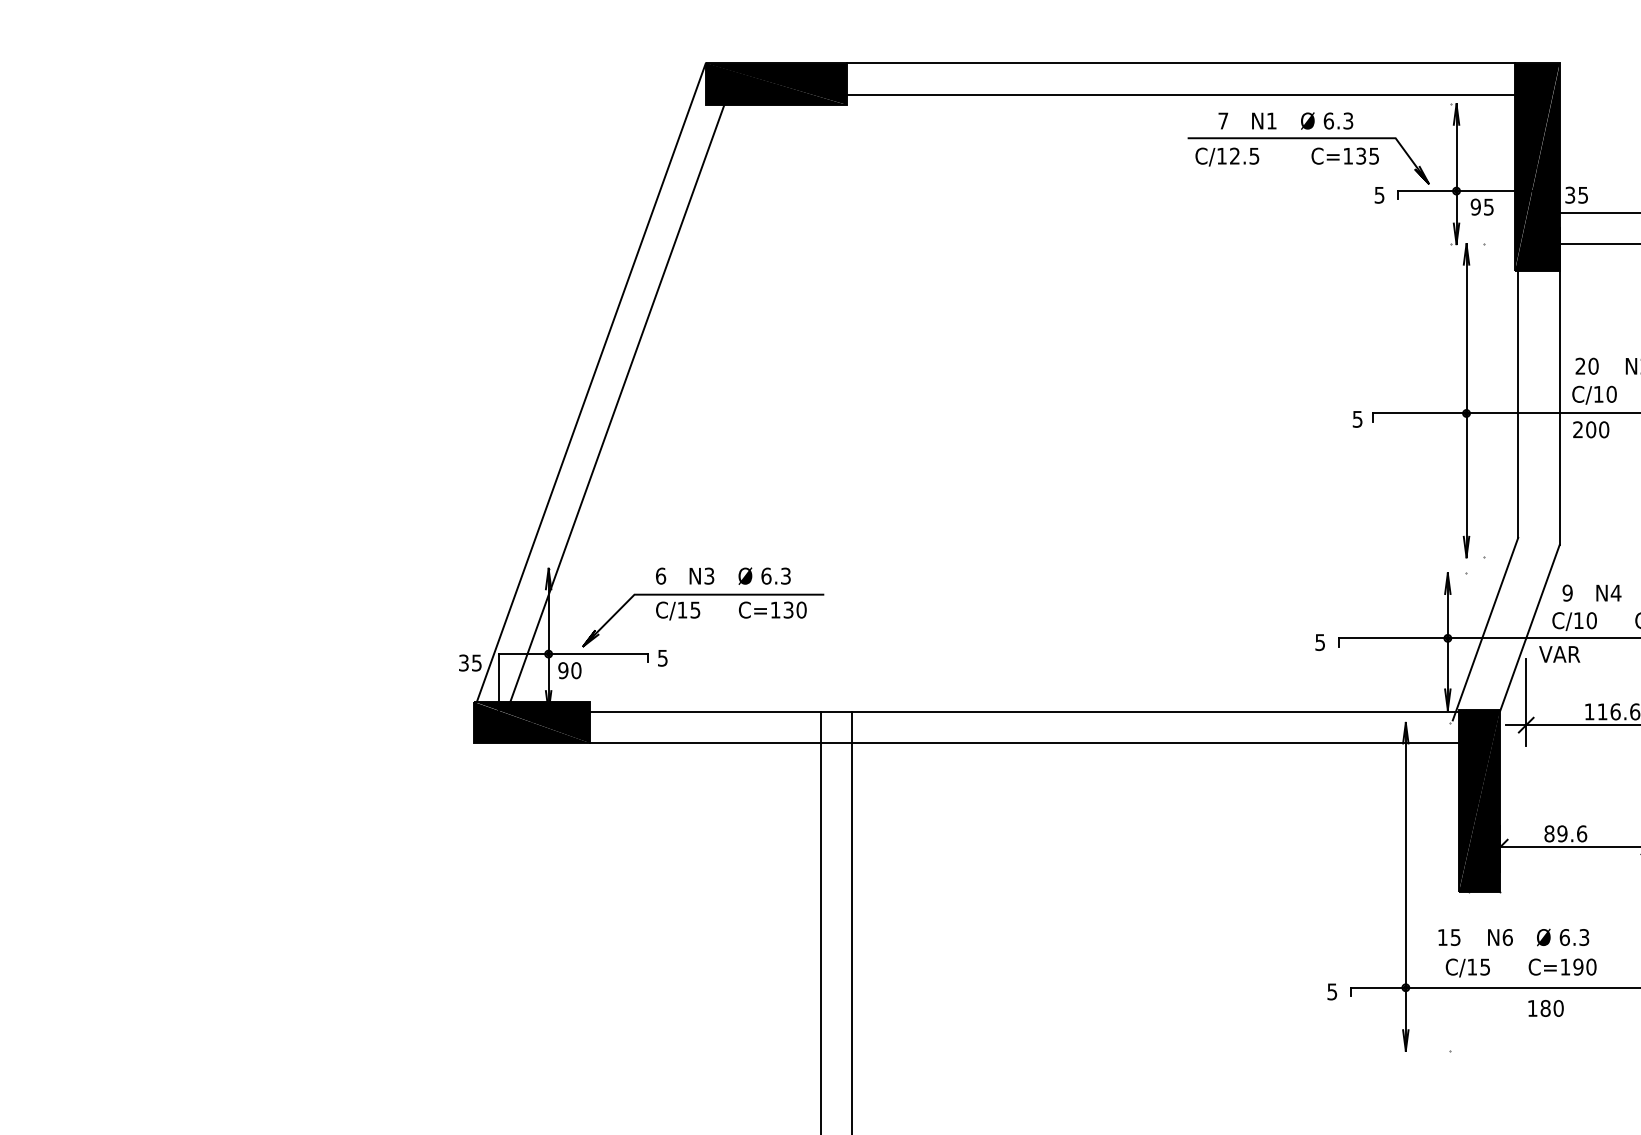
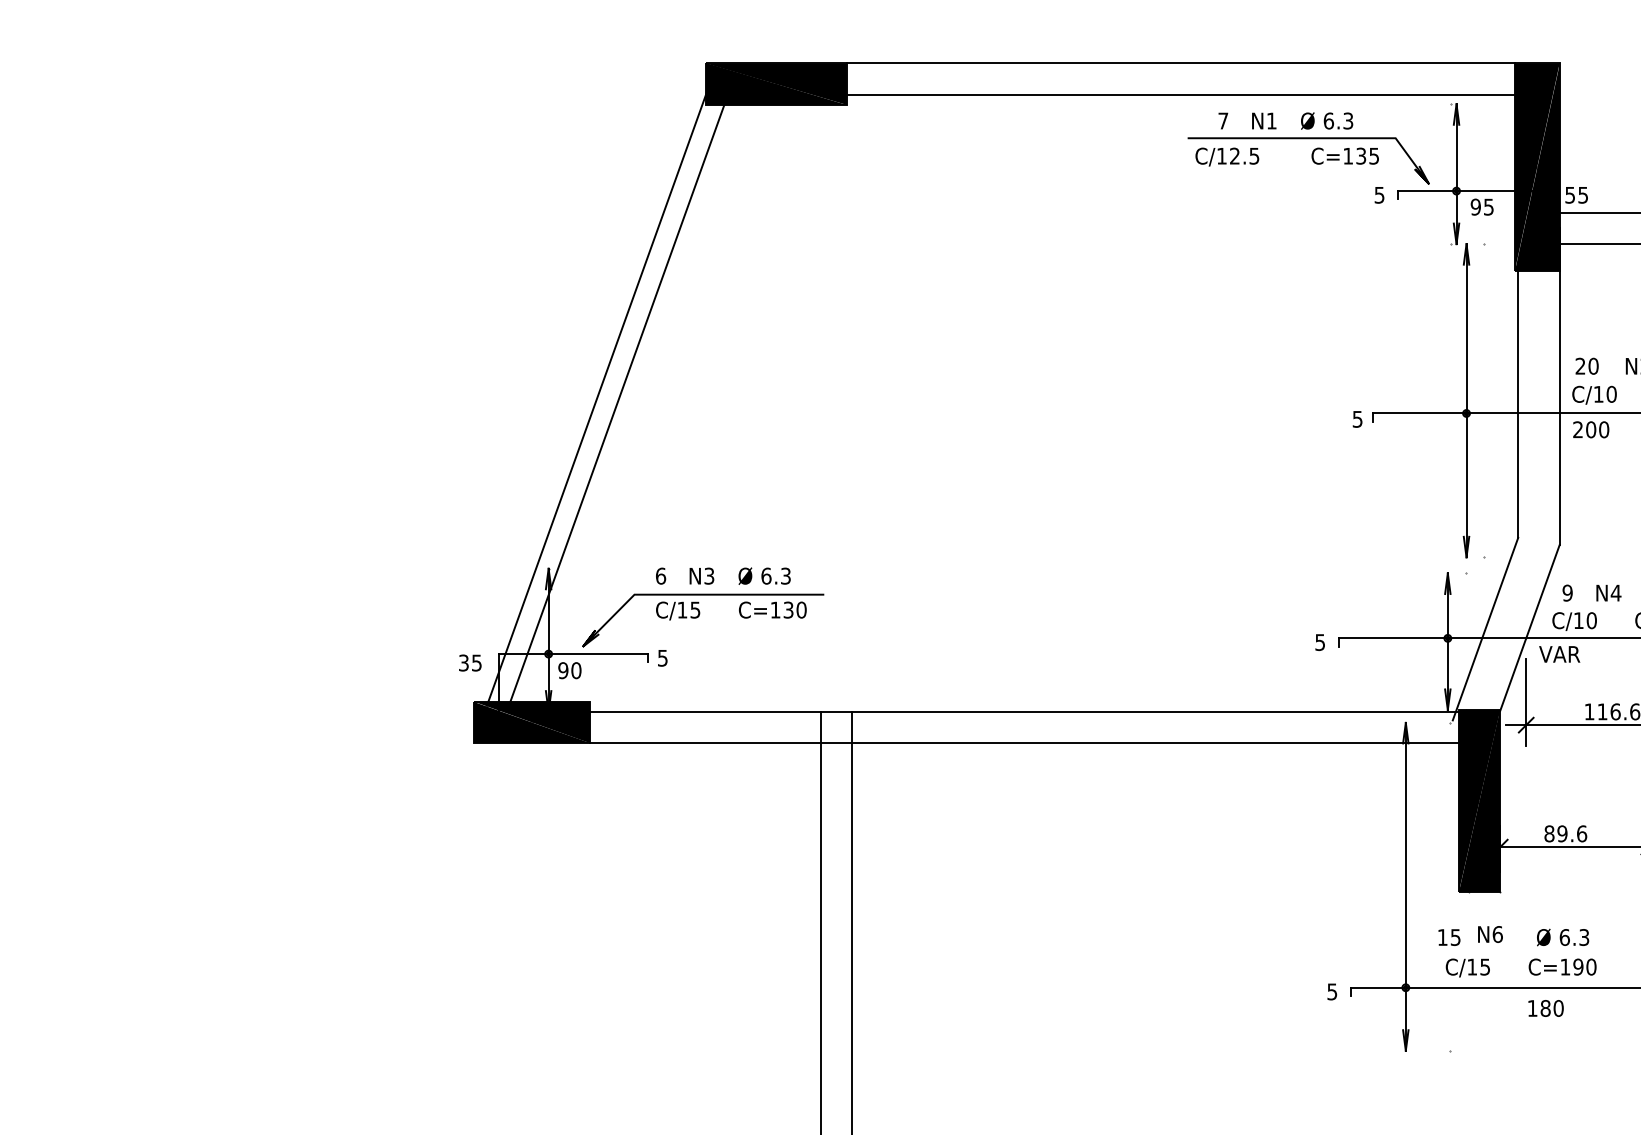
text: 35 -> 55 (1570, 194)
line position: (590, 382) -> (600, 386) (600, 386)
text position: (1500, 937) -> (1490, 934) (1490, 934)
